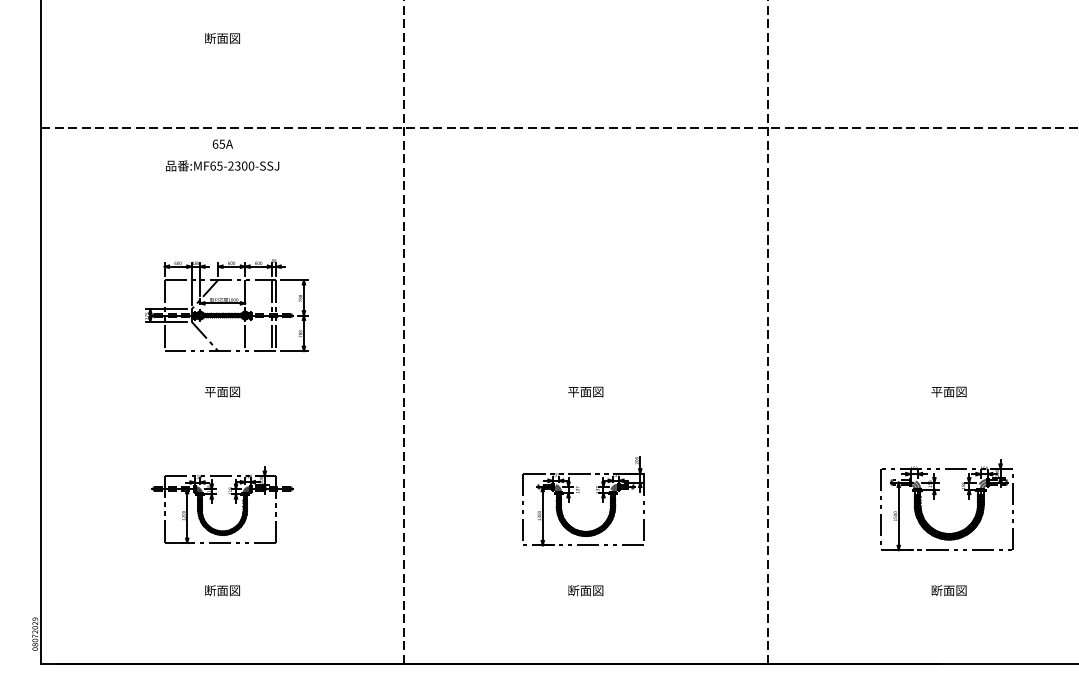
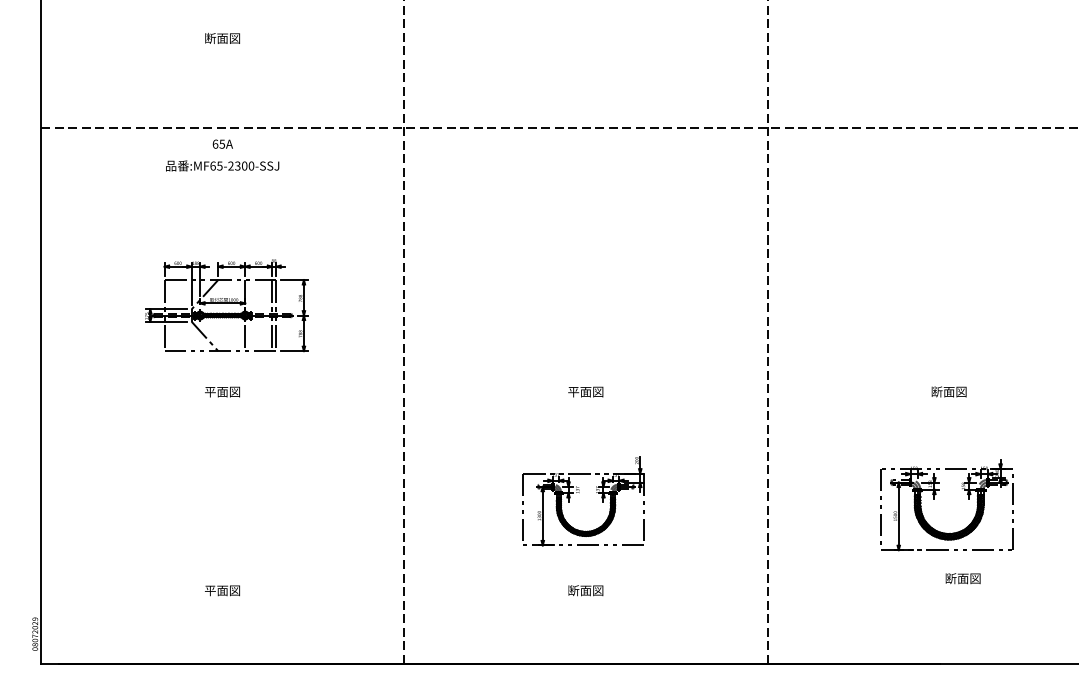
text: 平面図 -> 断面図 (936, 391)
part: present -> none (212, 503)
text: 断面図 -> 平面図 (210, 590)
text position: (948, 590) -> (962, 578) (962, 578)
